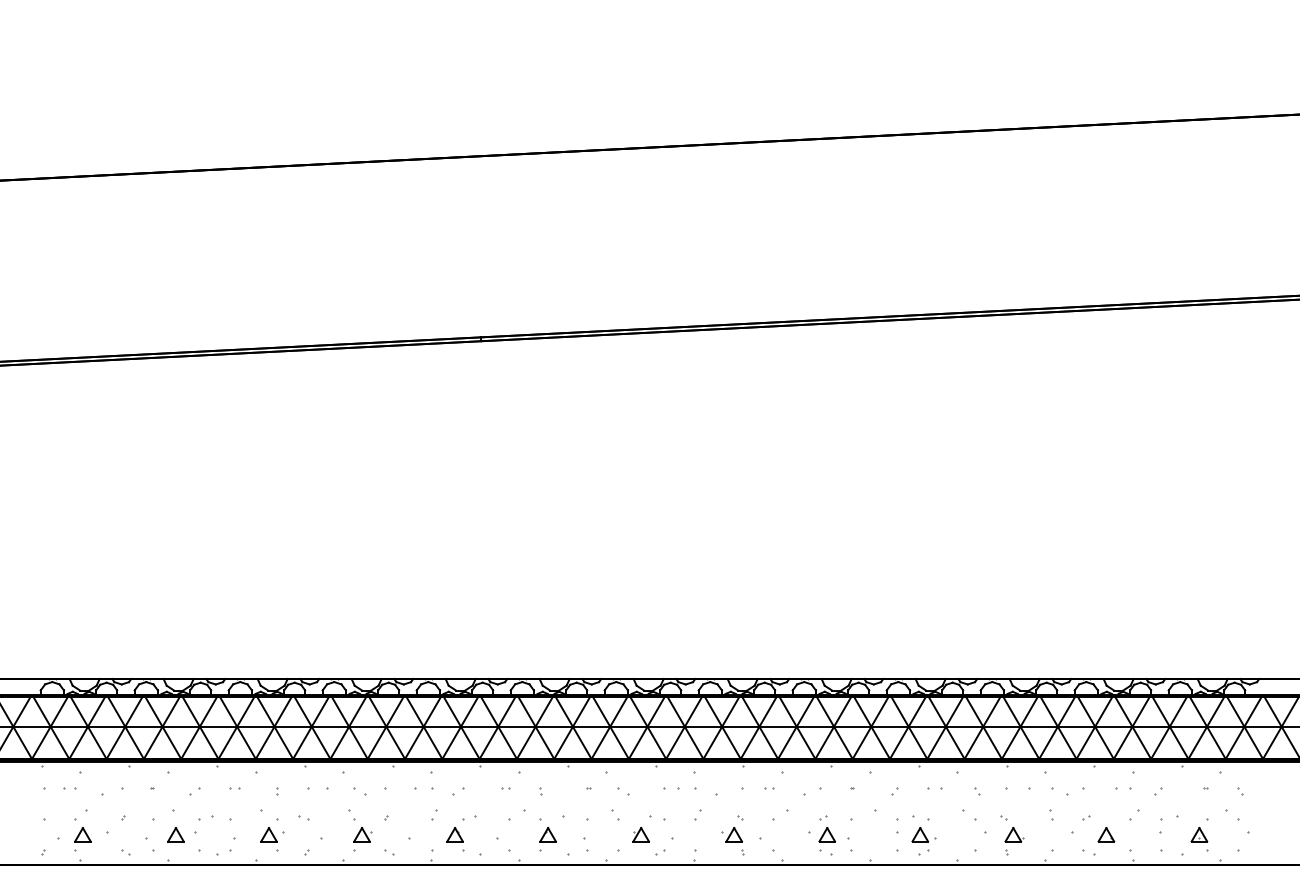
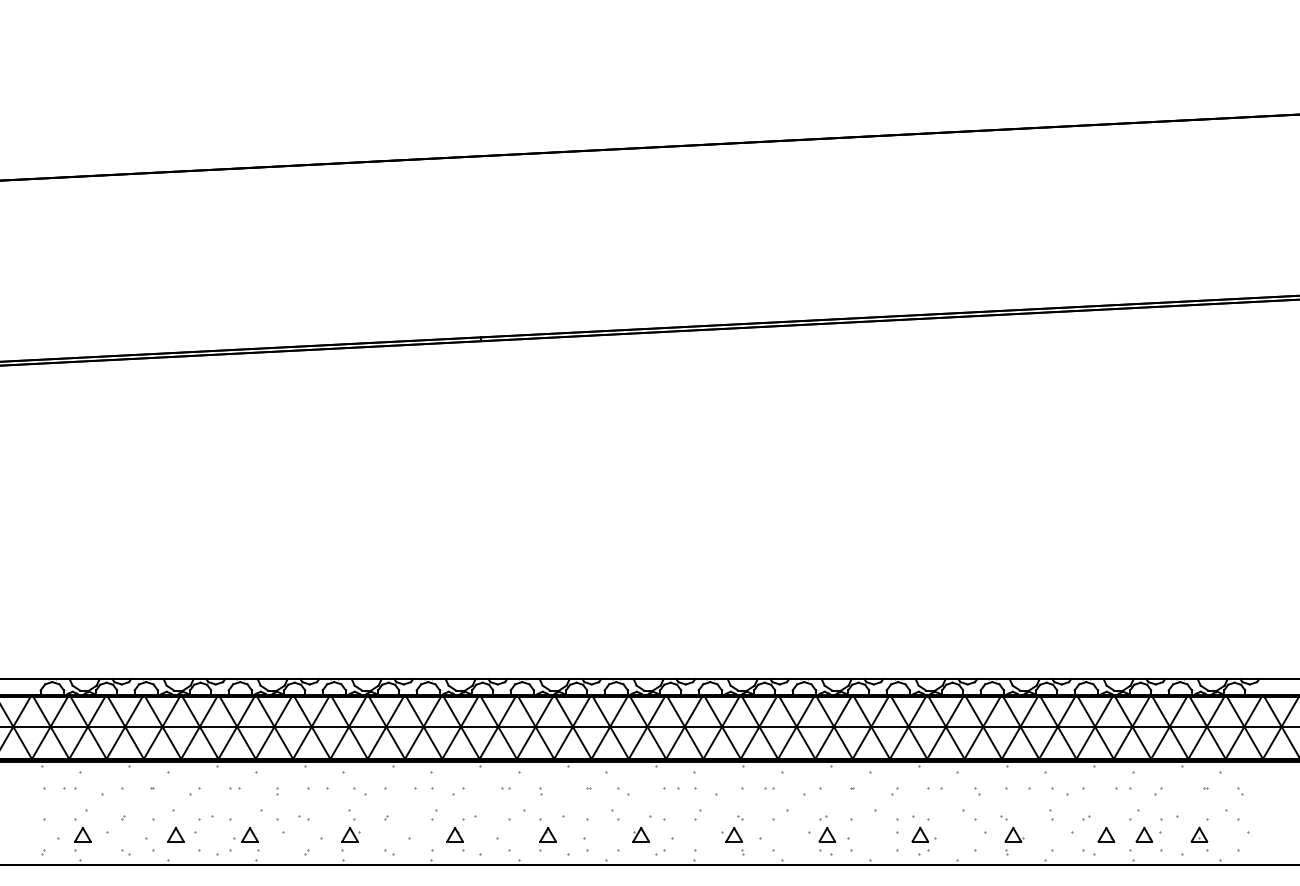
part: none -> present (1144, 834)
part position: (269, 839) -> (250, 839) (250, 839)
part position: (362, 839) -> (350, 839) (350, 839)
